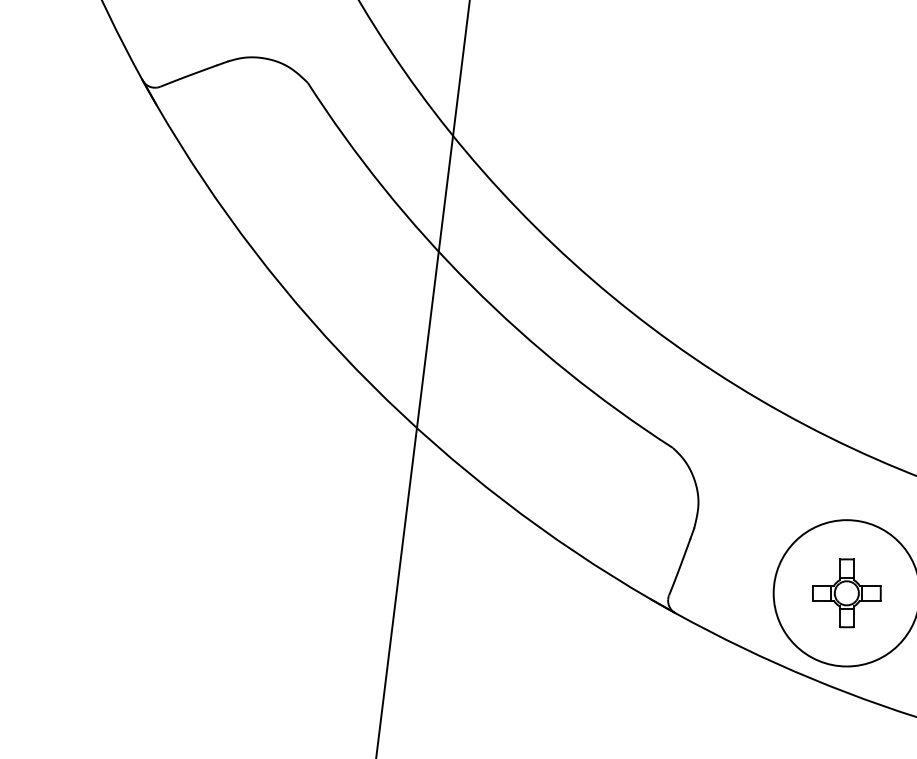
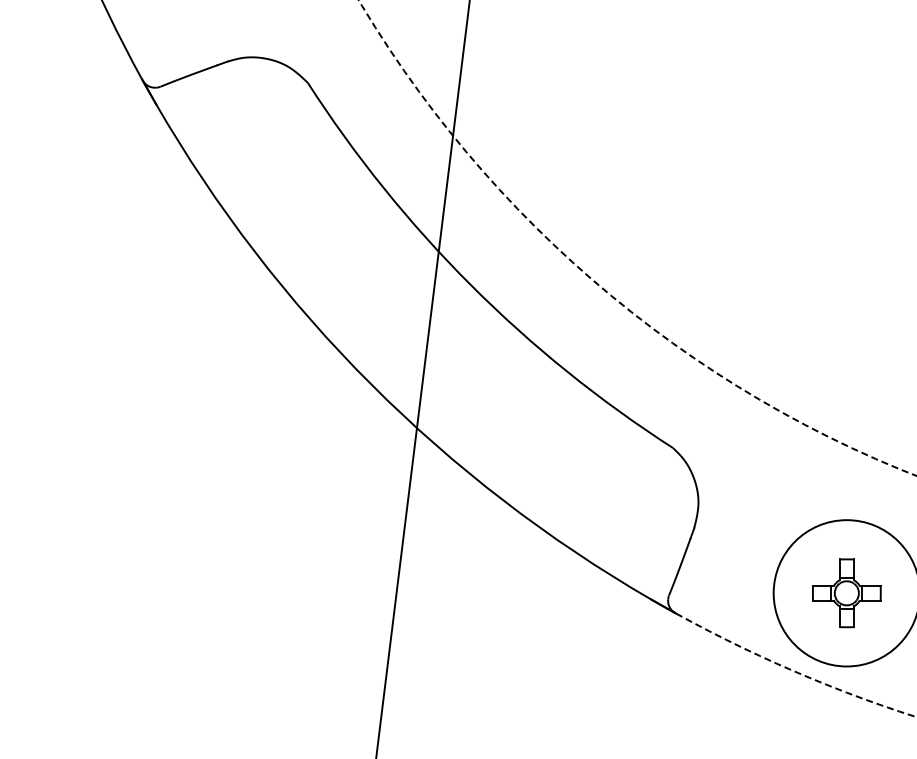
arc: solid -> dashed (598, 285)
arc: solid -> dashed (794, 671)
